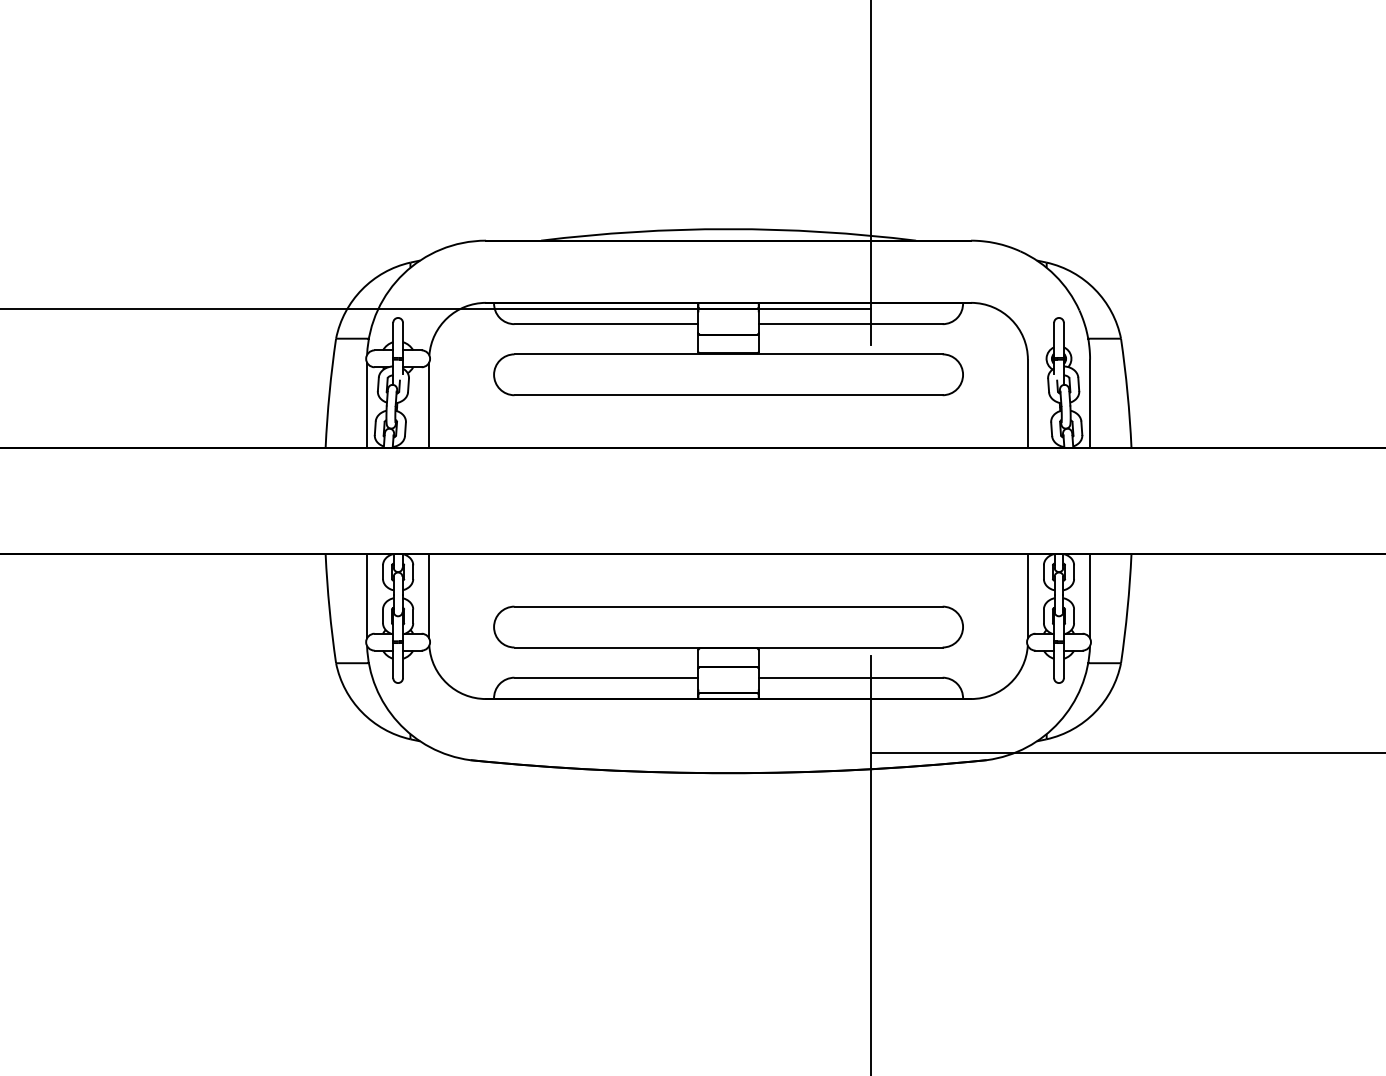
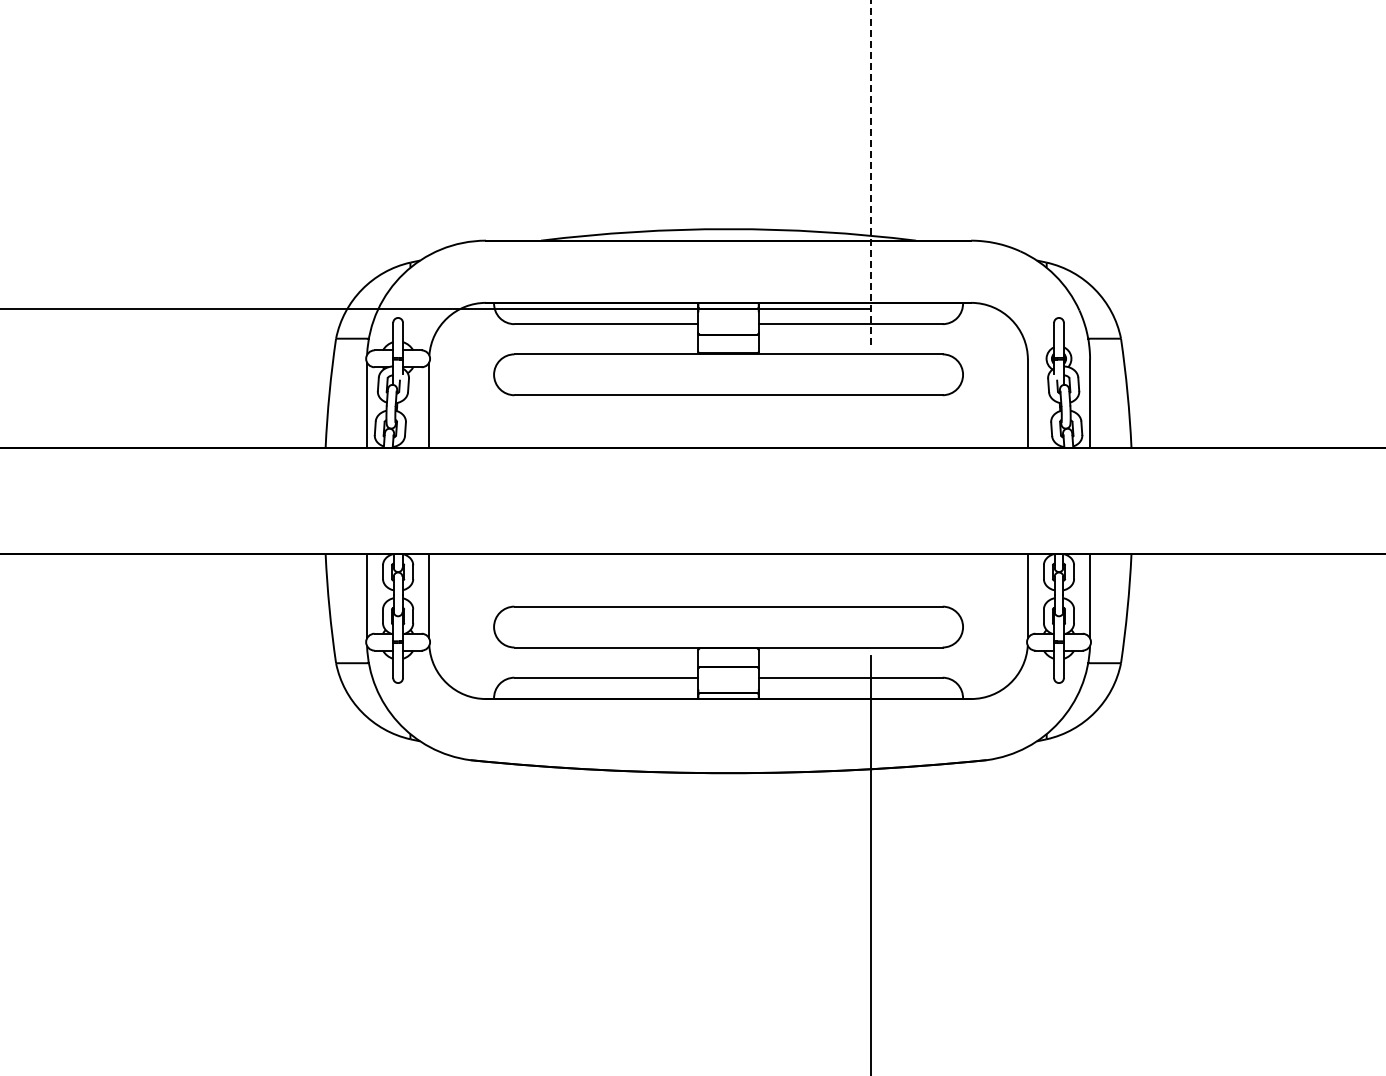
line: solid -> dashed (870, 172)
line: present -> none (1126, 753)
